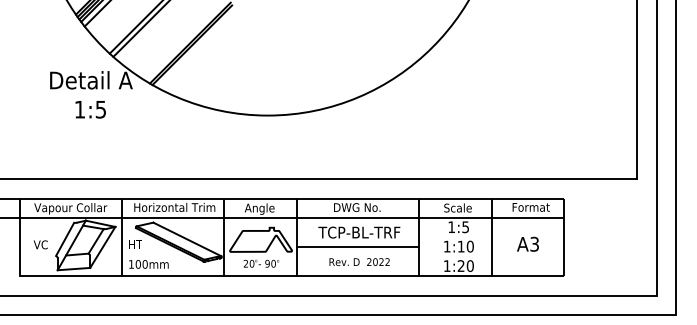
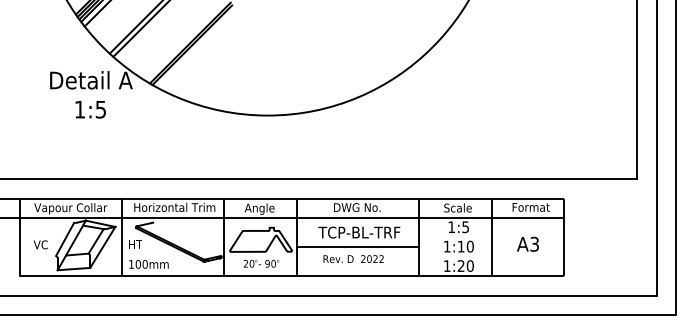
line: present -> none (187, 239)
text position: (359, 261) -> (353, 258) (353, 258)
